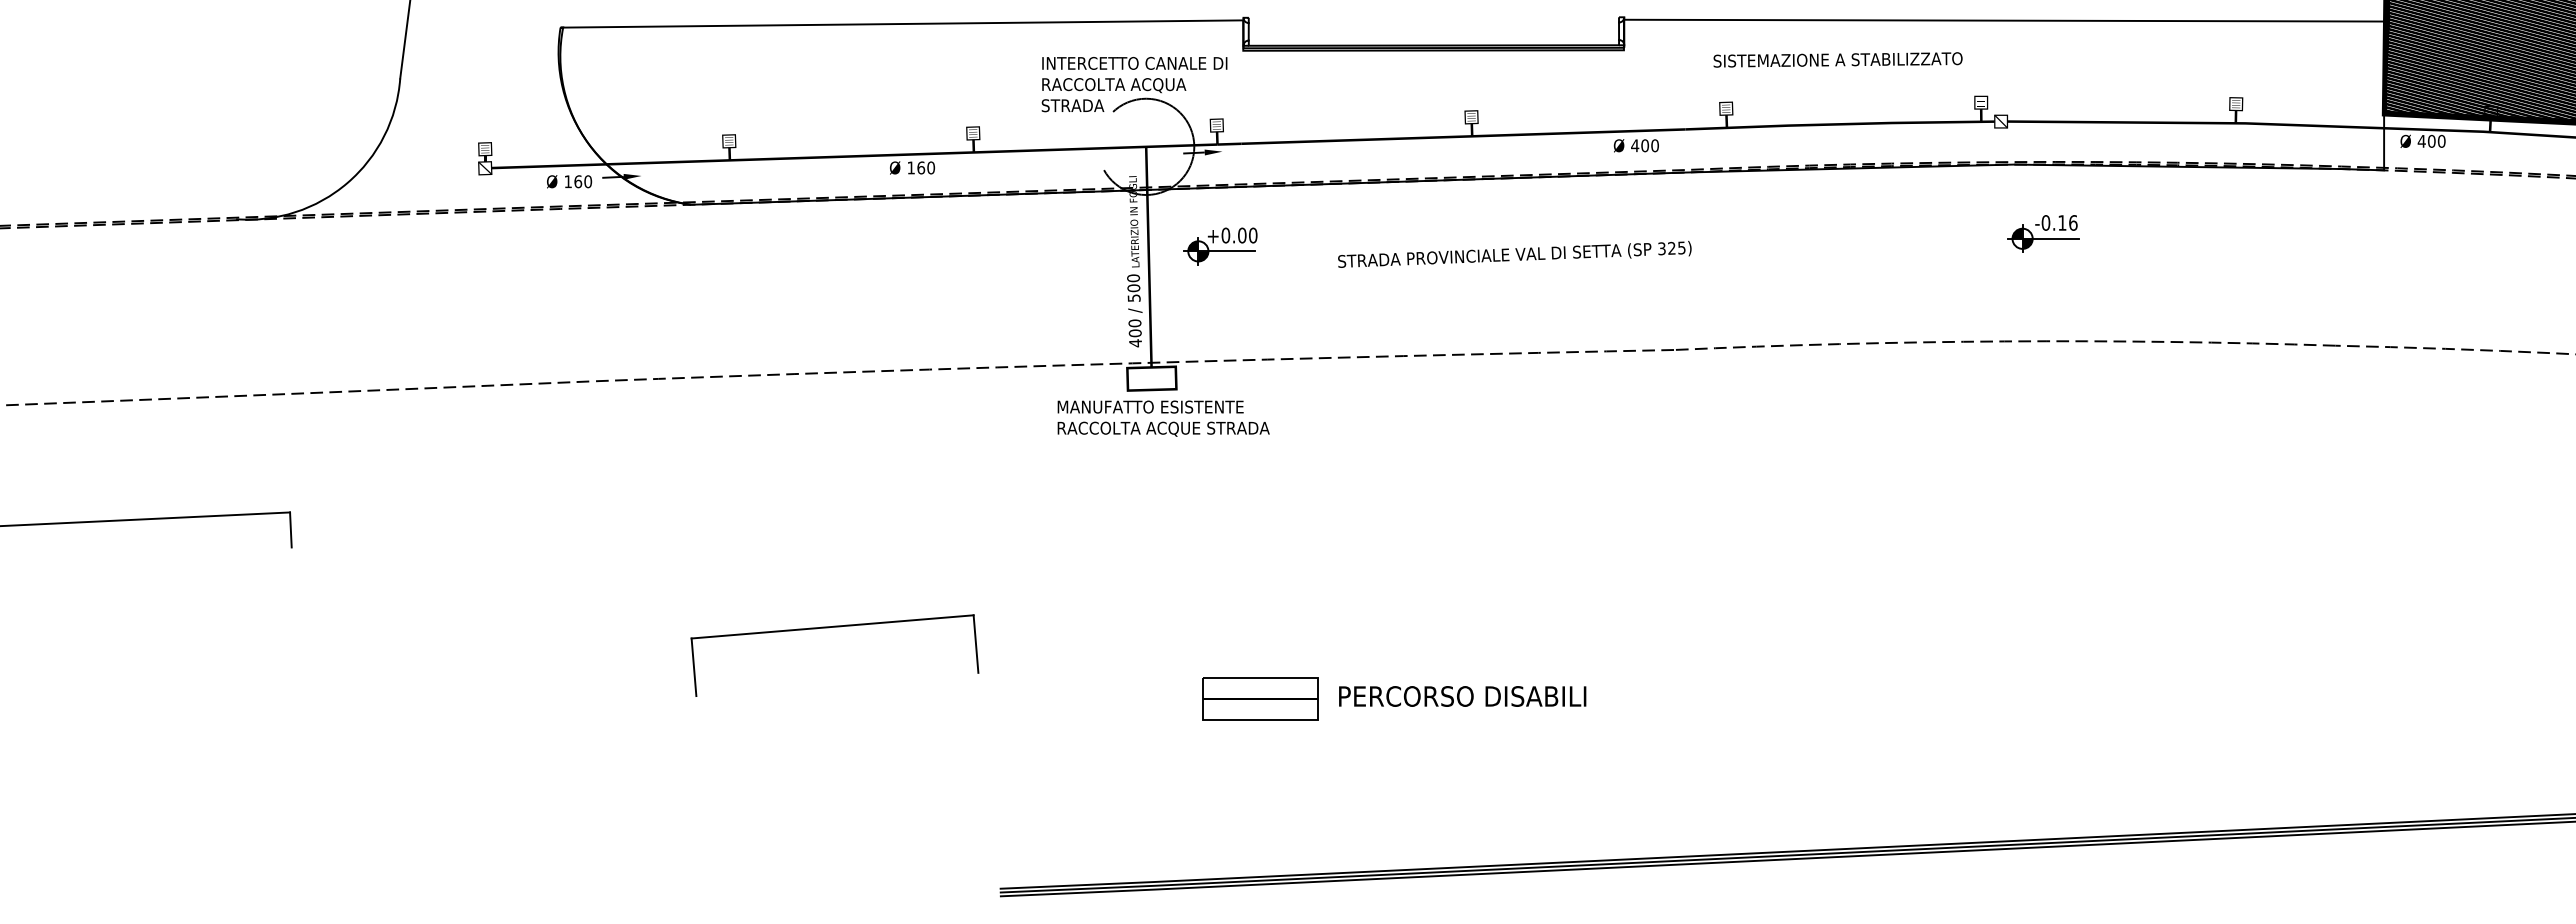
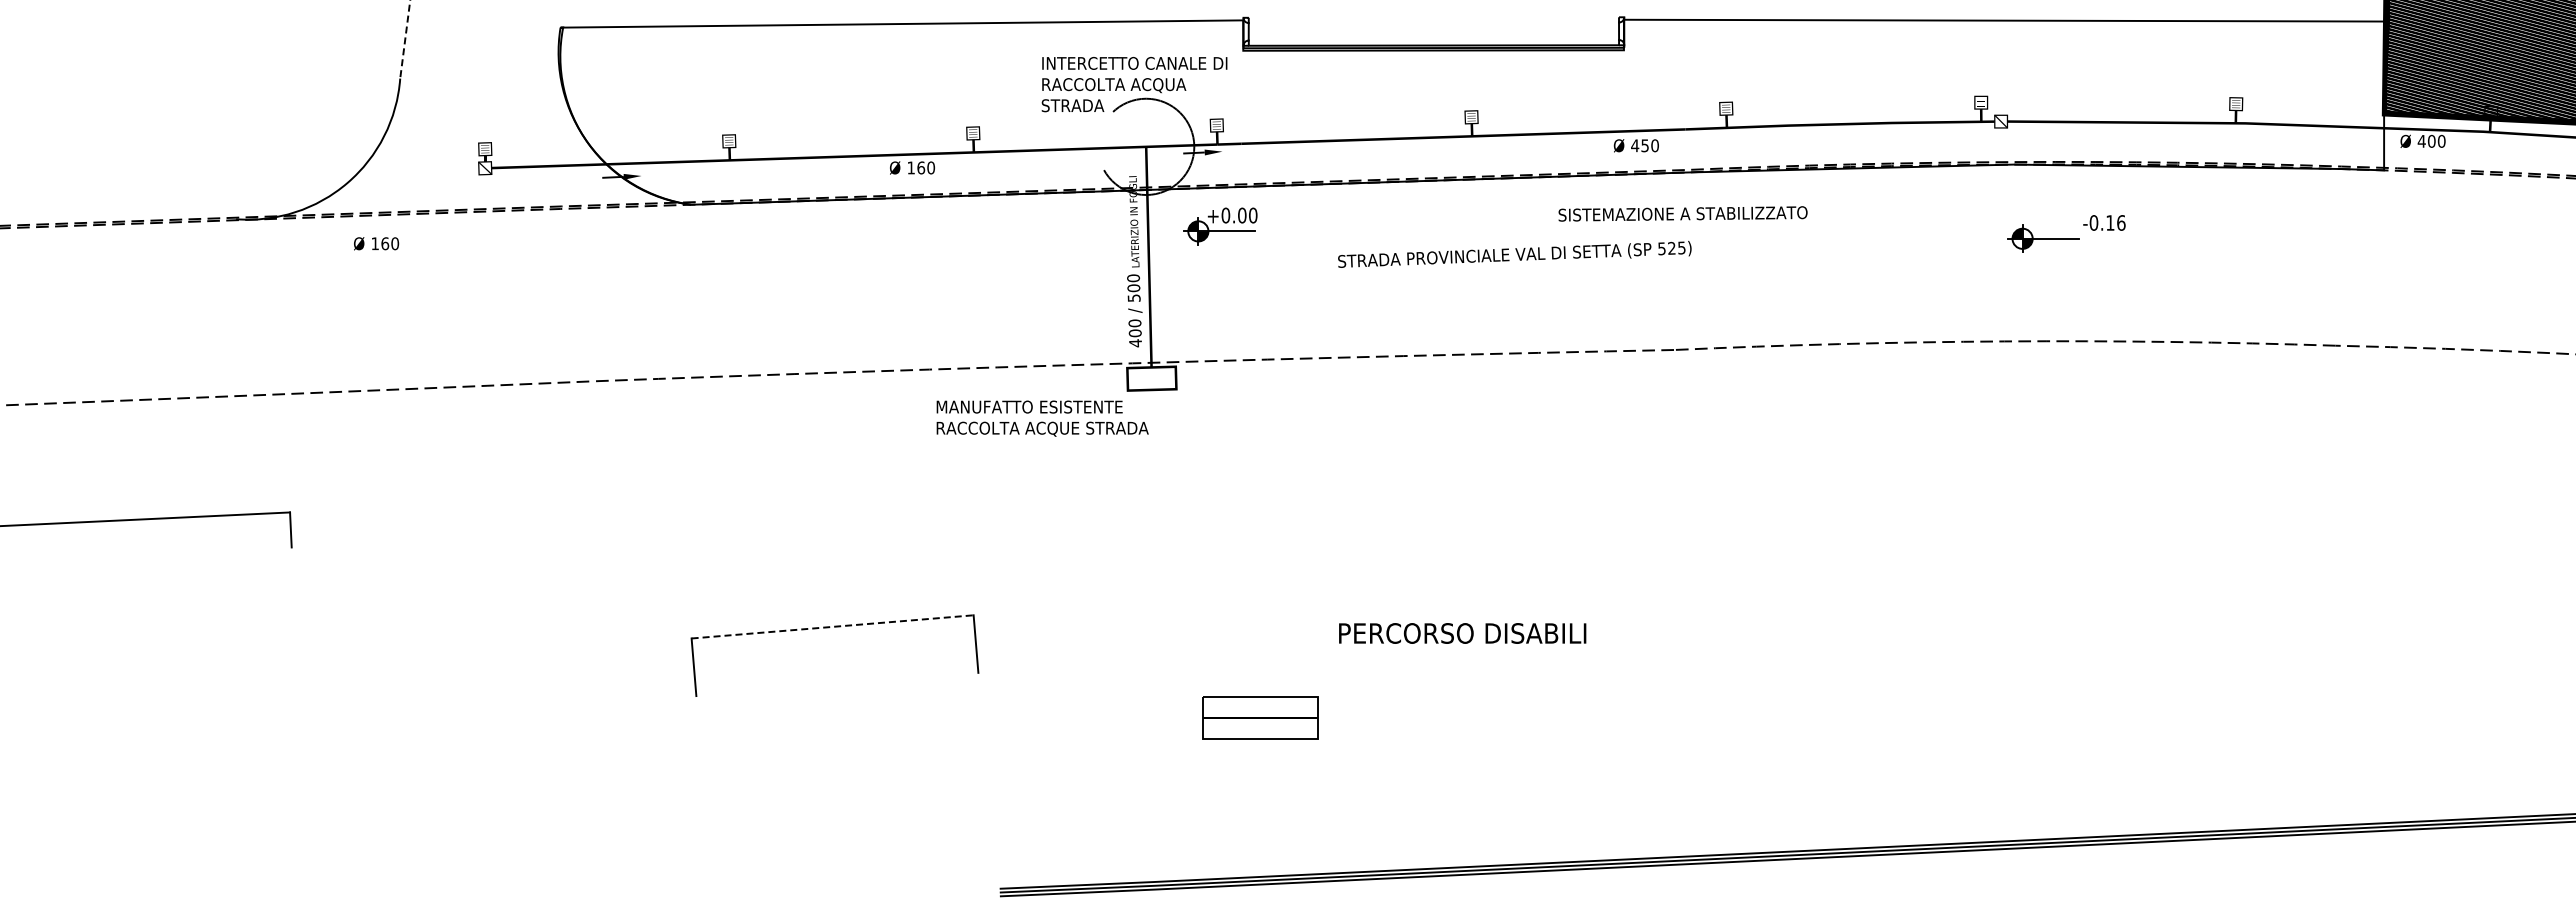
line: solid -> dashed (405, 39)
text position: (1837, 59) -> (1682, 213) (1682, 213)
text: 400 -> 450 (1645, 145)
text position: (569, 181) -> (376, 243) (376, 243)
text position: (2056, 222) -> (2104, 222) (2104, 222)
part position: (1220, 246) -> (1220, 226) (1220, 226)
text: 325) -> 525) (1661, 248)
text position: (1163, 418) -> (1042, 418) (1042, 418)
line: solid -> dashed (833, 626)
text position: (1462, 696) -> (1462, 633) (1462, 633)
part position: (1260, 698) -> (1260, 717) (1260, 717)
